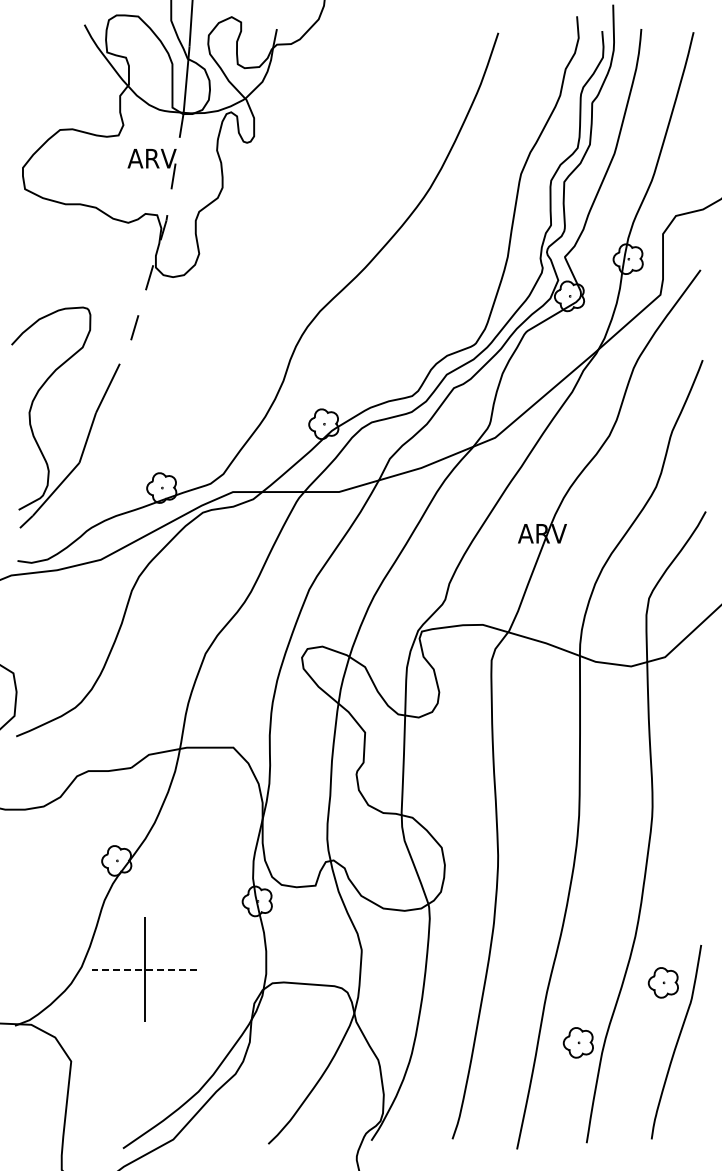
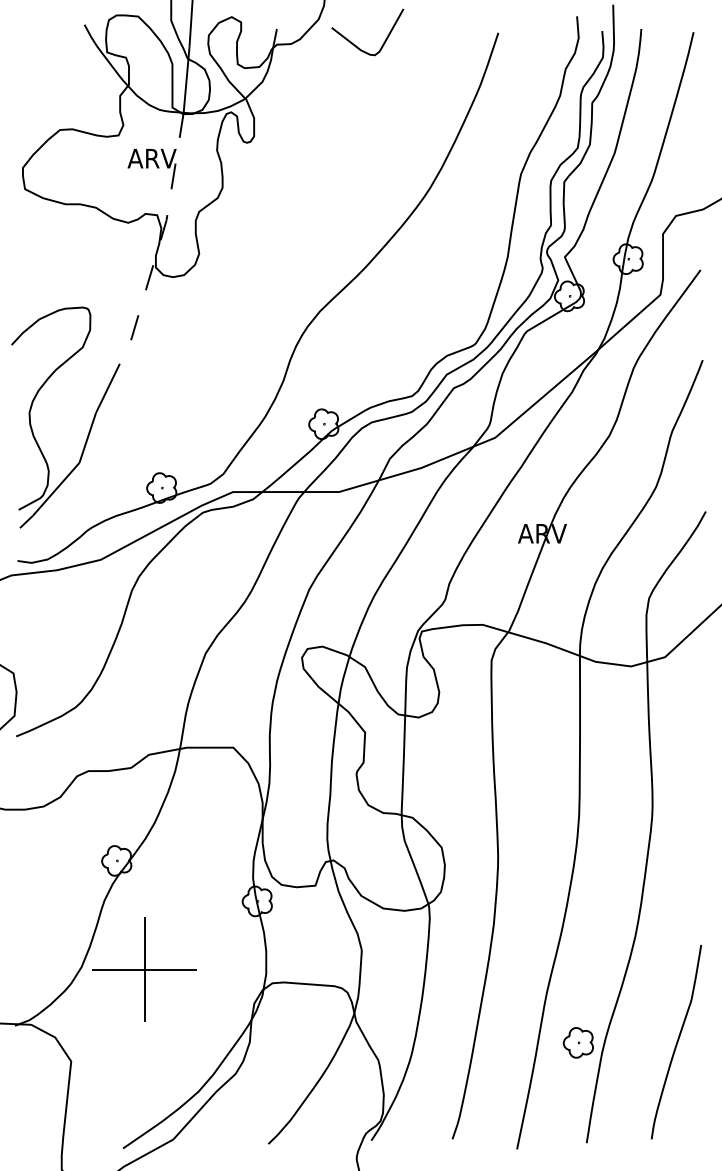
curve: none -> present (355, 44)
line: dashed -> solid (144, 969)
part: present -> none (662, 982)
